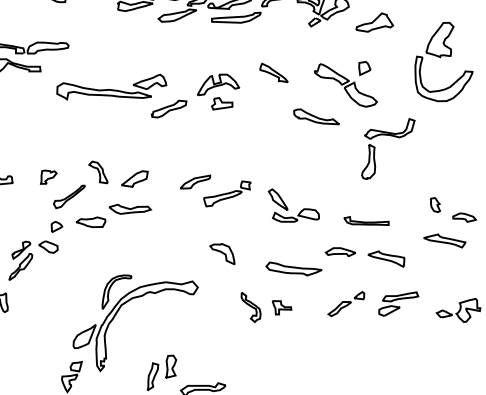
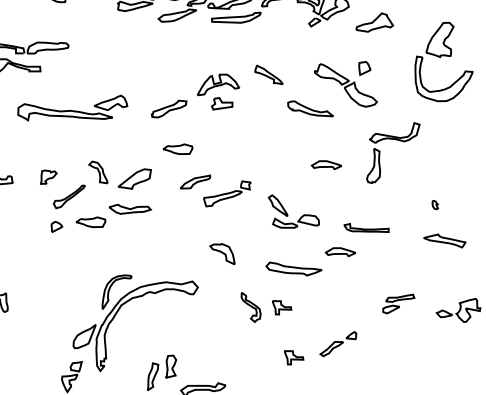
part position: (273, 72) -> (268, 74) (268, 74)
part position: (111, 86) -> (72, 107) (72, 107)
part position: (316, 116) -> (310, 108) (310, 108)
part position: (390, 136) -> (395, 140) (395, 140)
part: none -> present (177, 148)
part: none -> present (325, 165)
part size: 28x18 px -> 35x22 px (134, 178)
part size: 12x16 px -> 9x11 px (435, 205)
part position: (293, 205) -> (293, 211) (293, 211)
part: present -> none (464, 217)
curve position: (366, 221) -> (366, 228) (366, 228)
part: present -> none (386, 258)
part: present -> none (33, 260)
part size: 42x26 px -> 34x22 px (398, 303)
part position: (346, 304) -> (338, 344) (338, 344)
curve: none -> present (293, 358)
